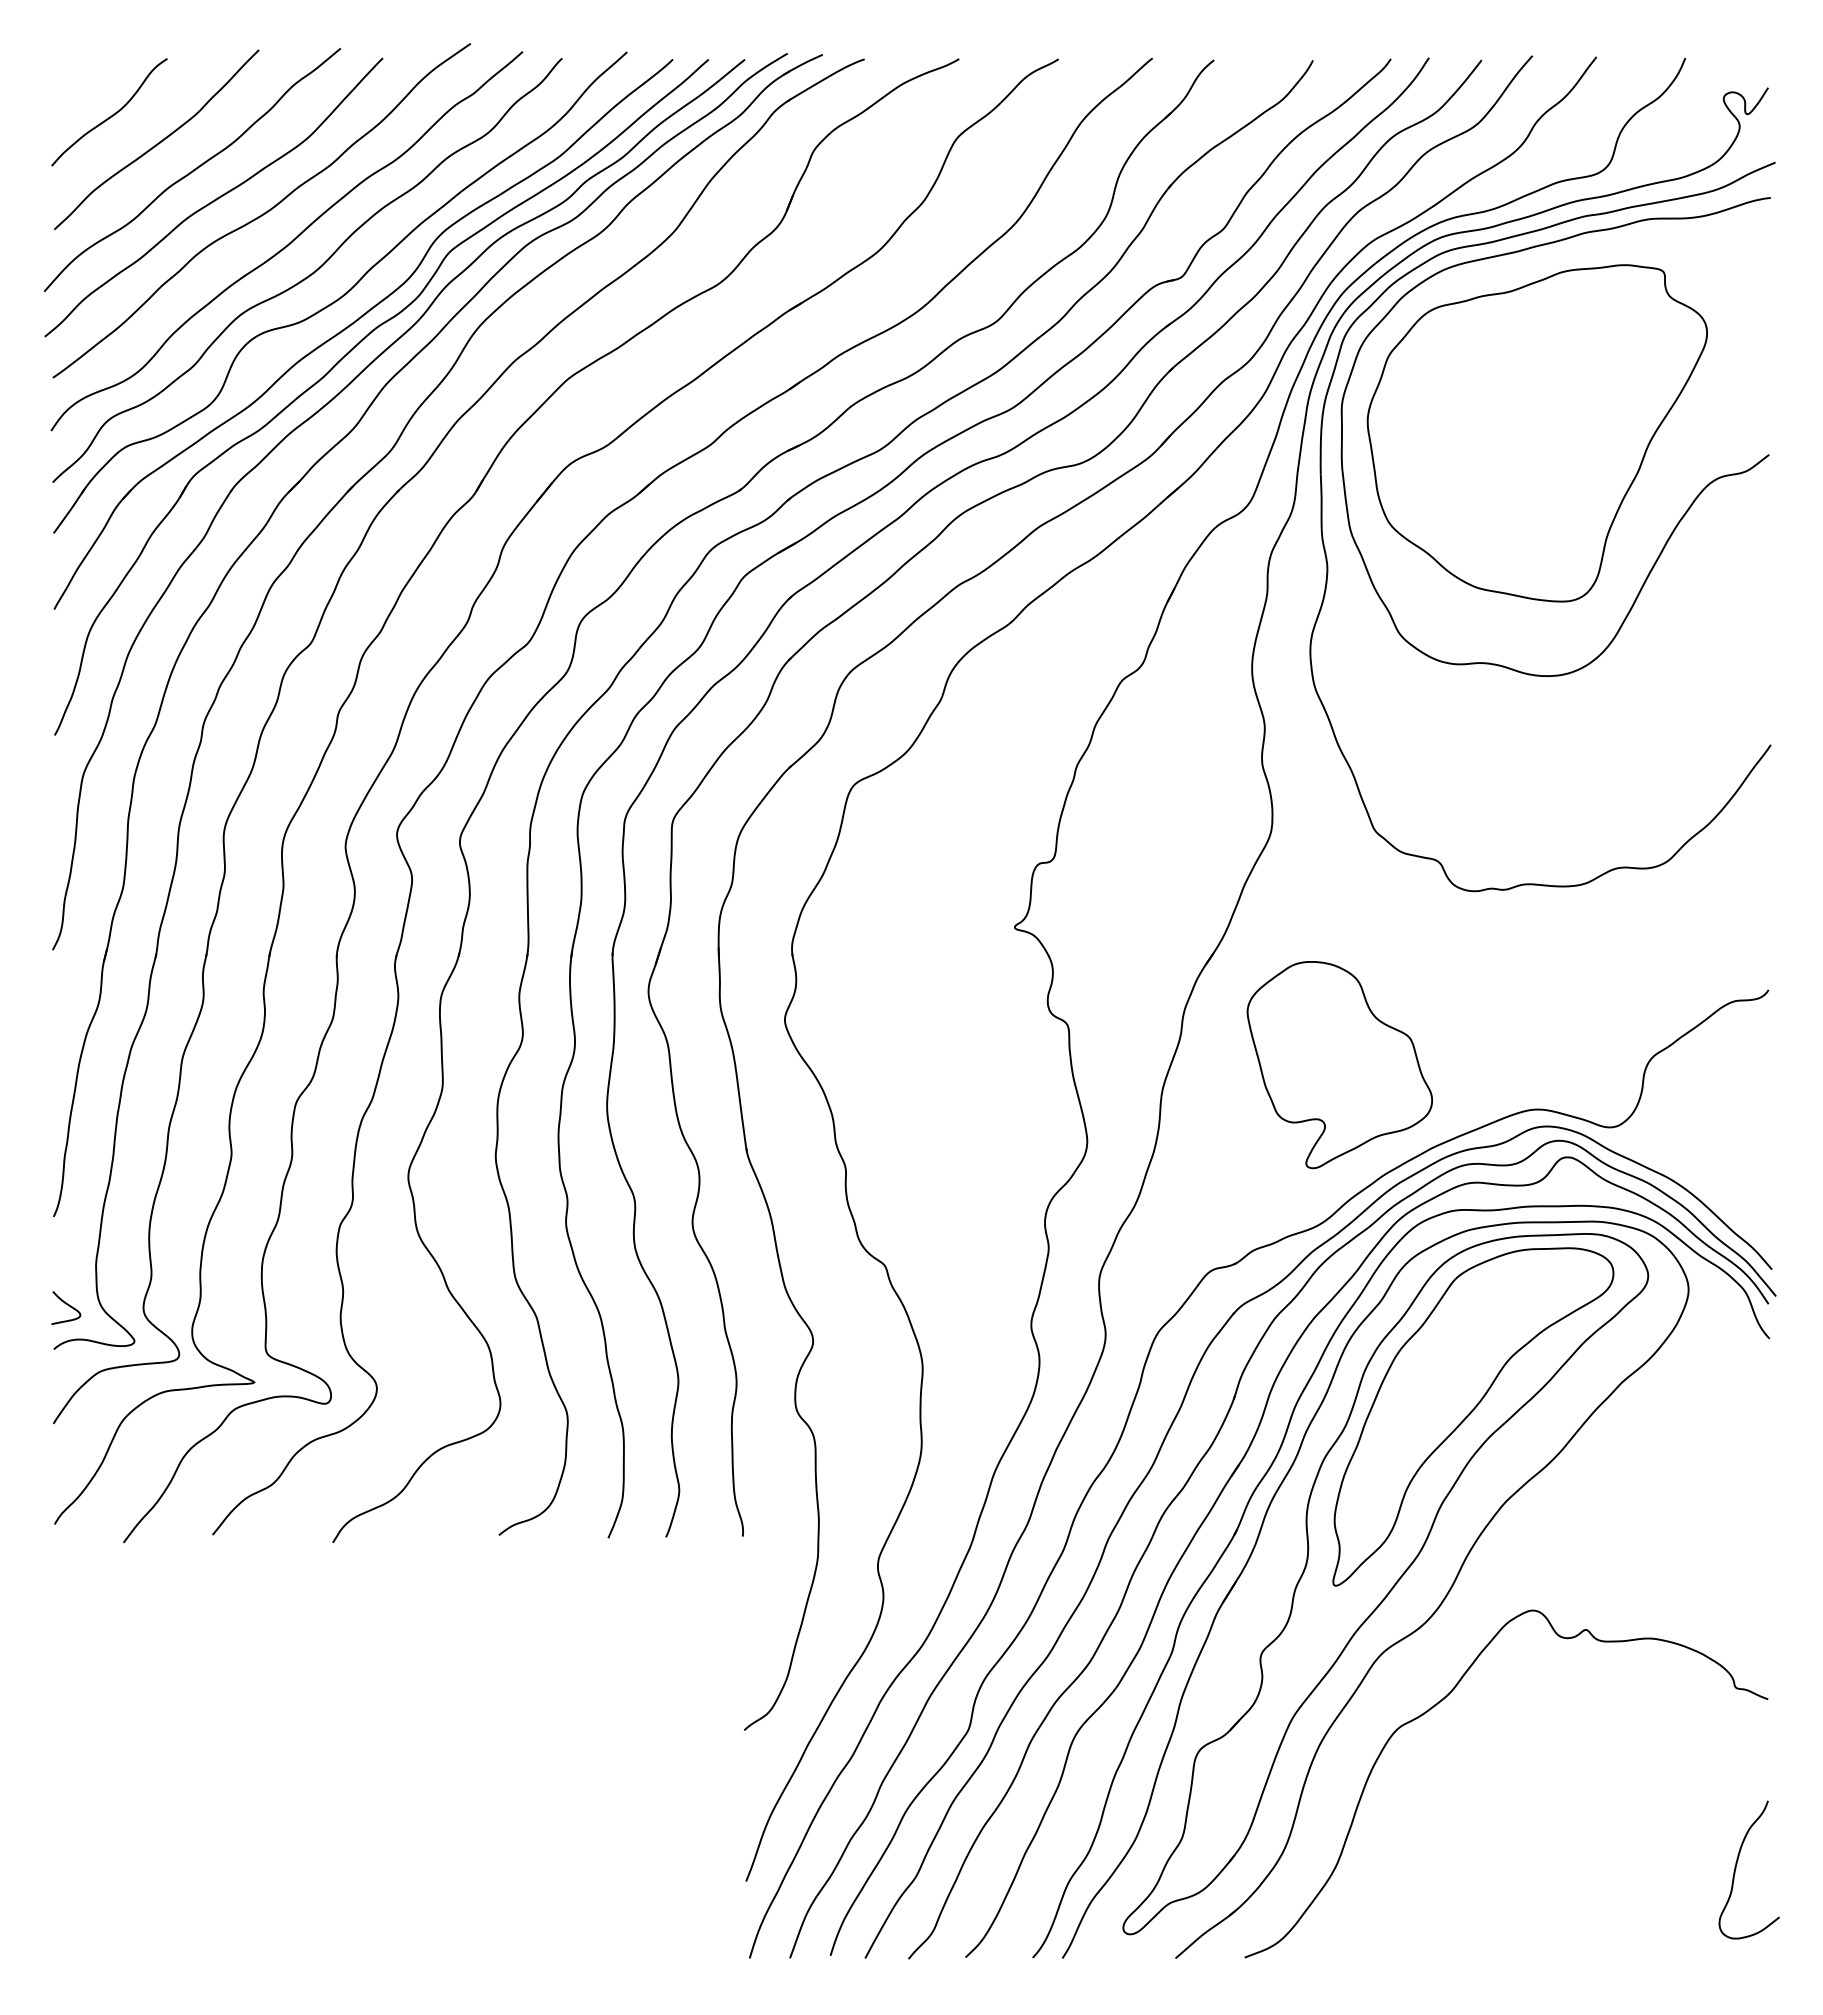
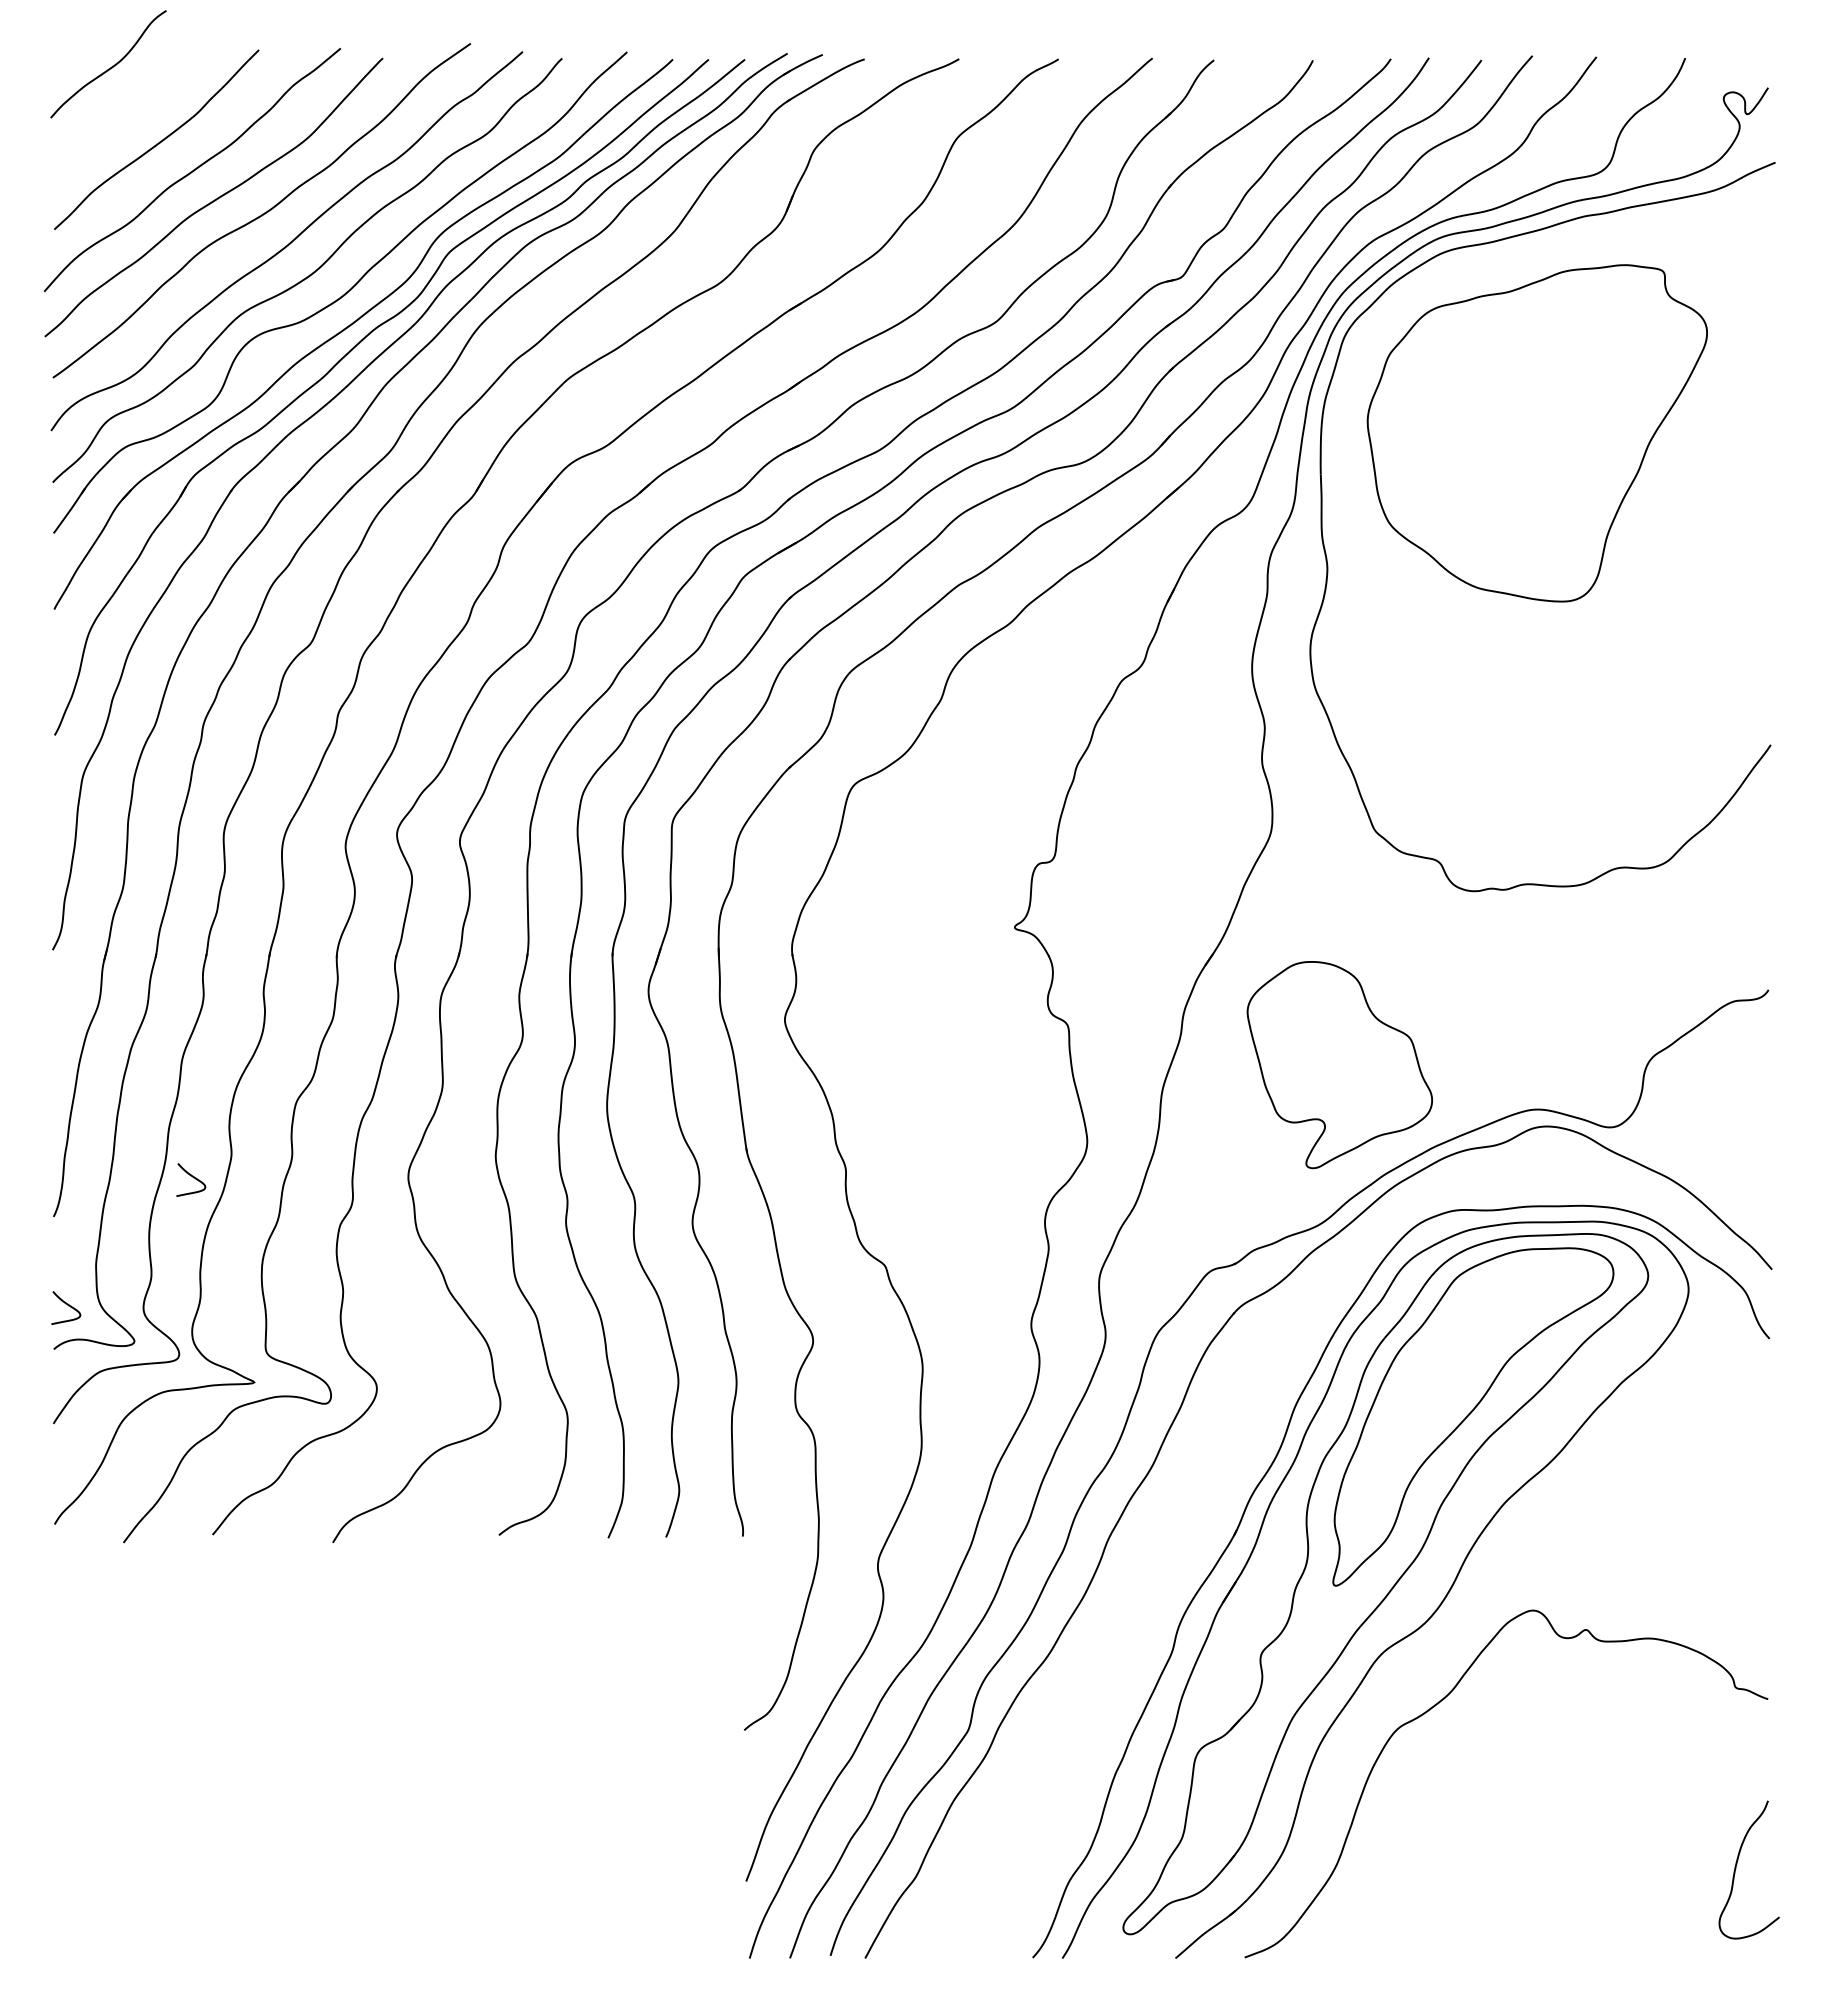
curve position: (112, 114) -> (111, 66) (111, 66)
curve: present -> none (1677, 522)
curve: none -> present (192, 1177)
part: present -> none (1233, 1475)
